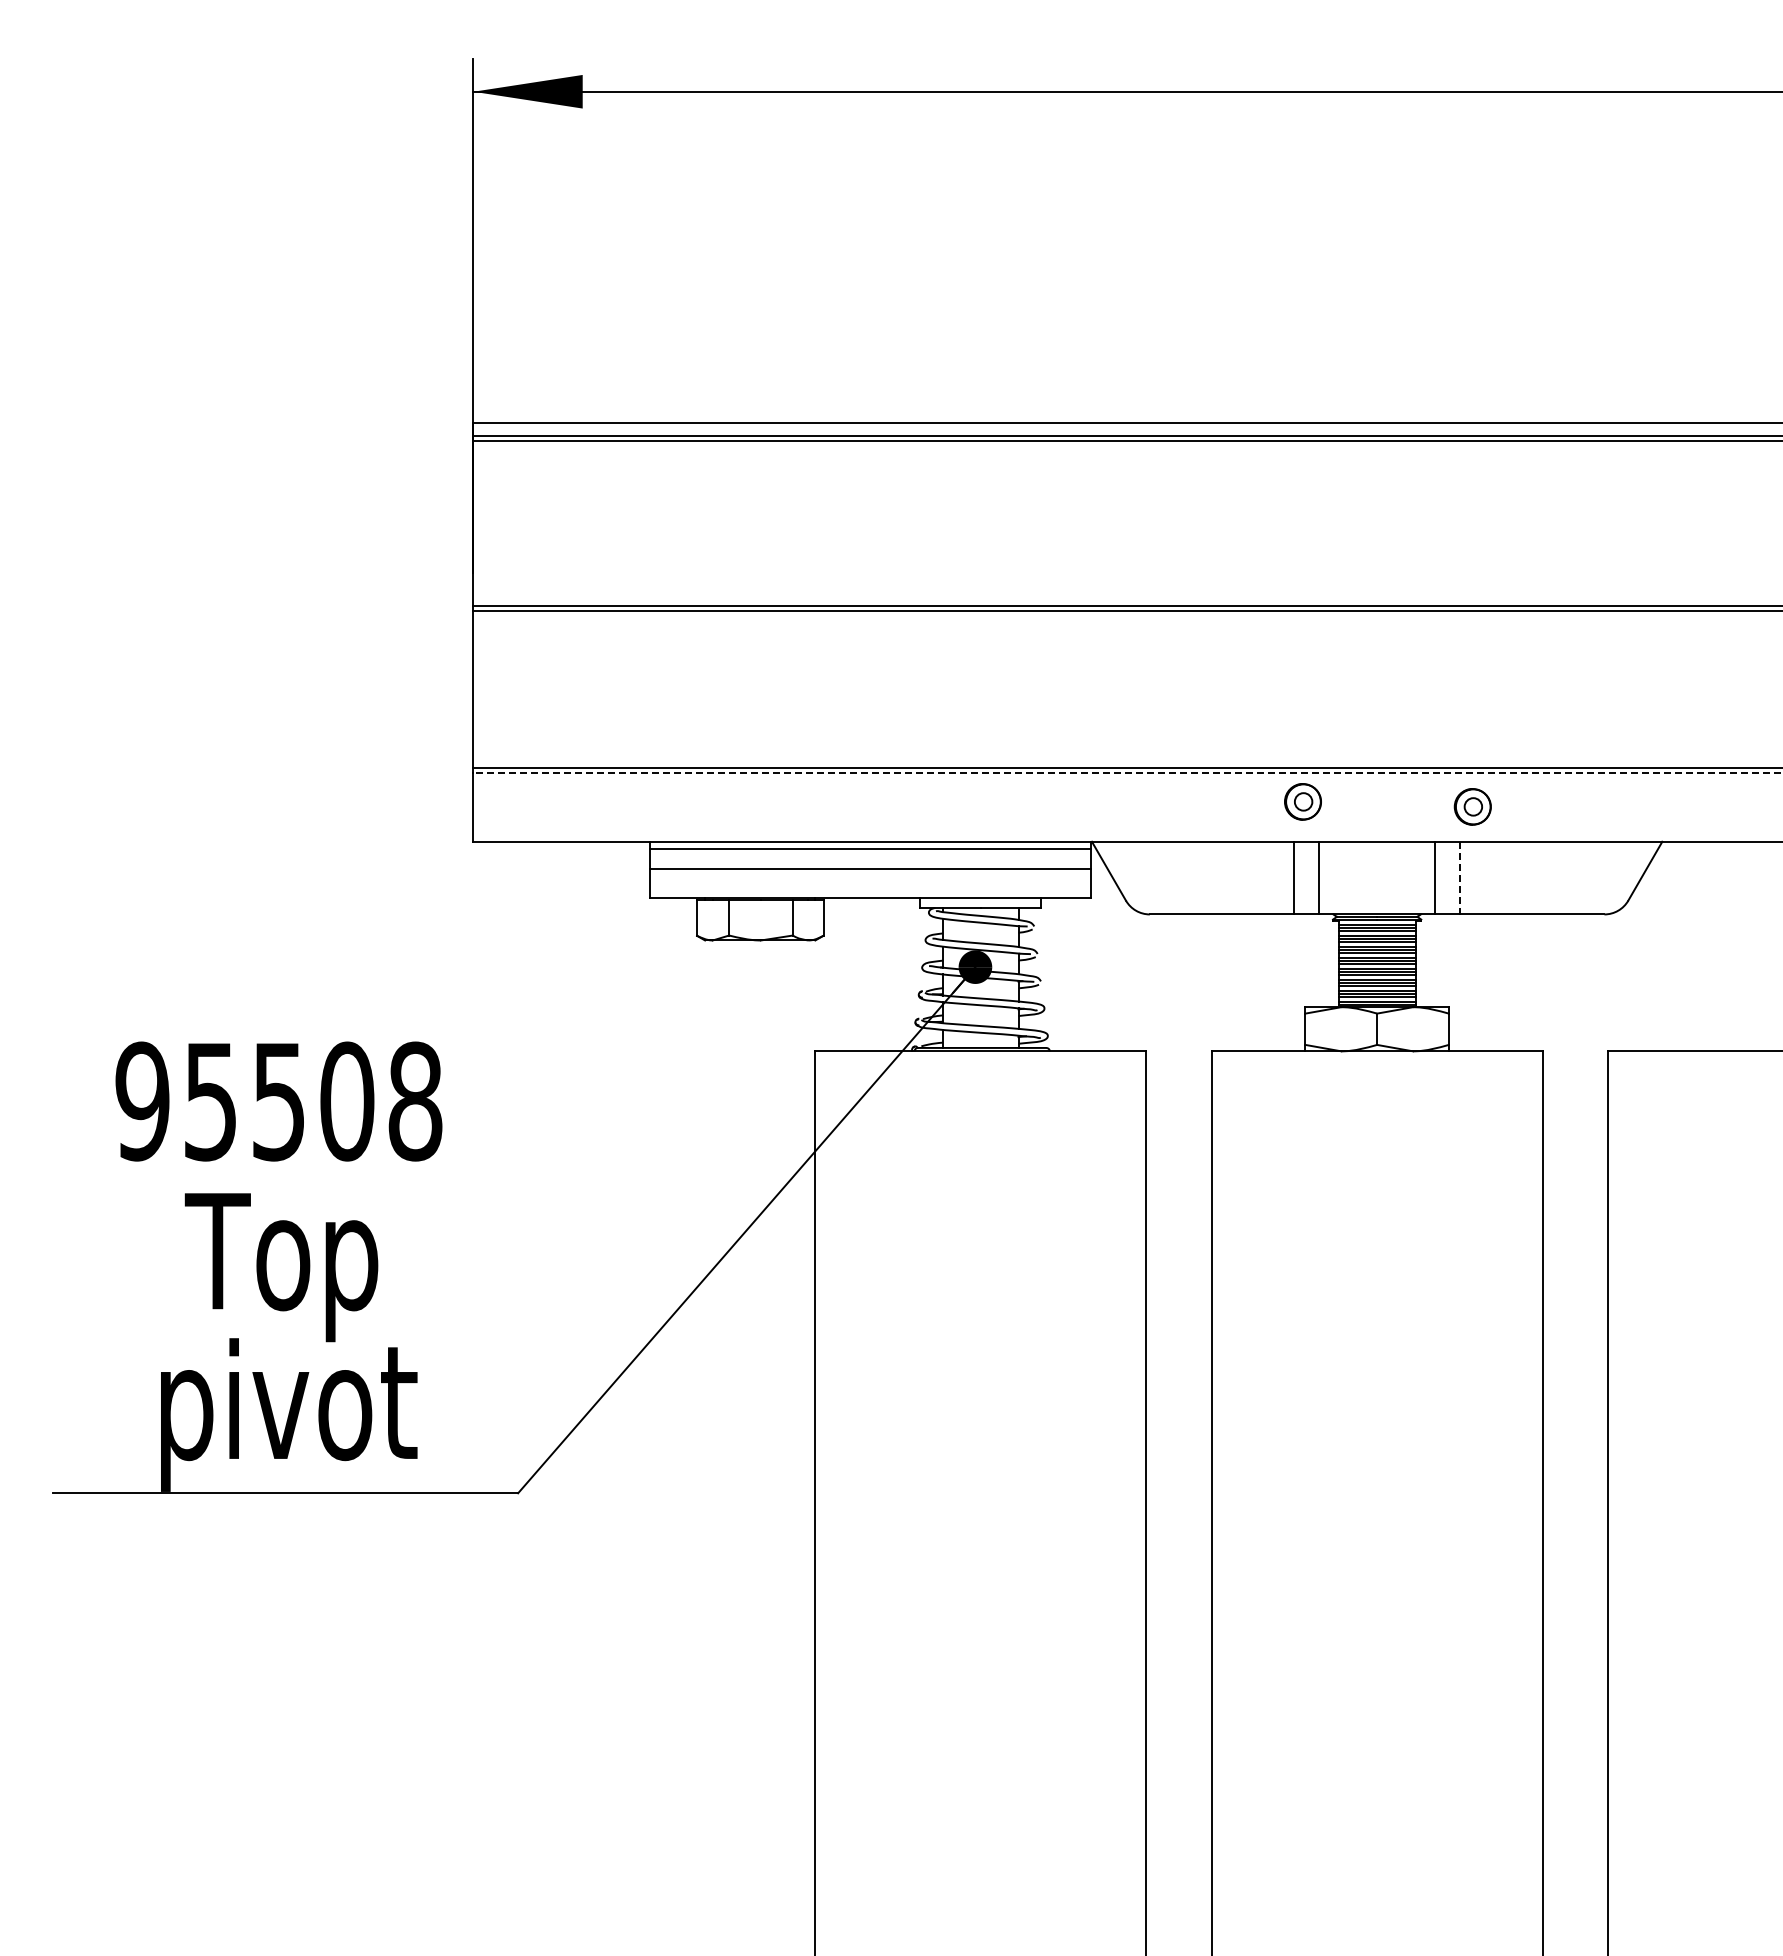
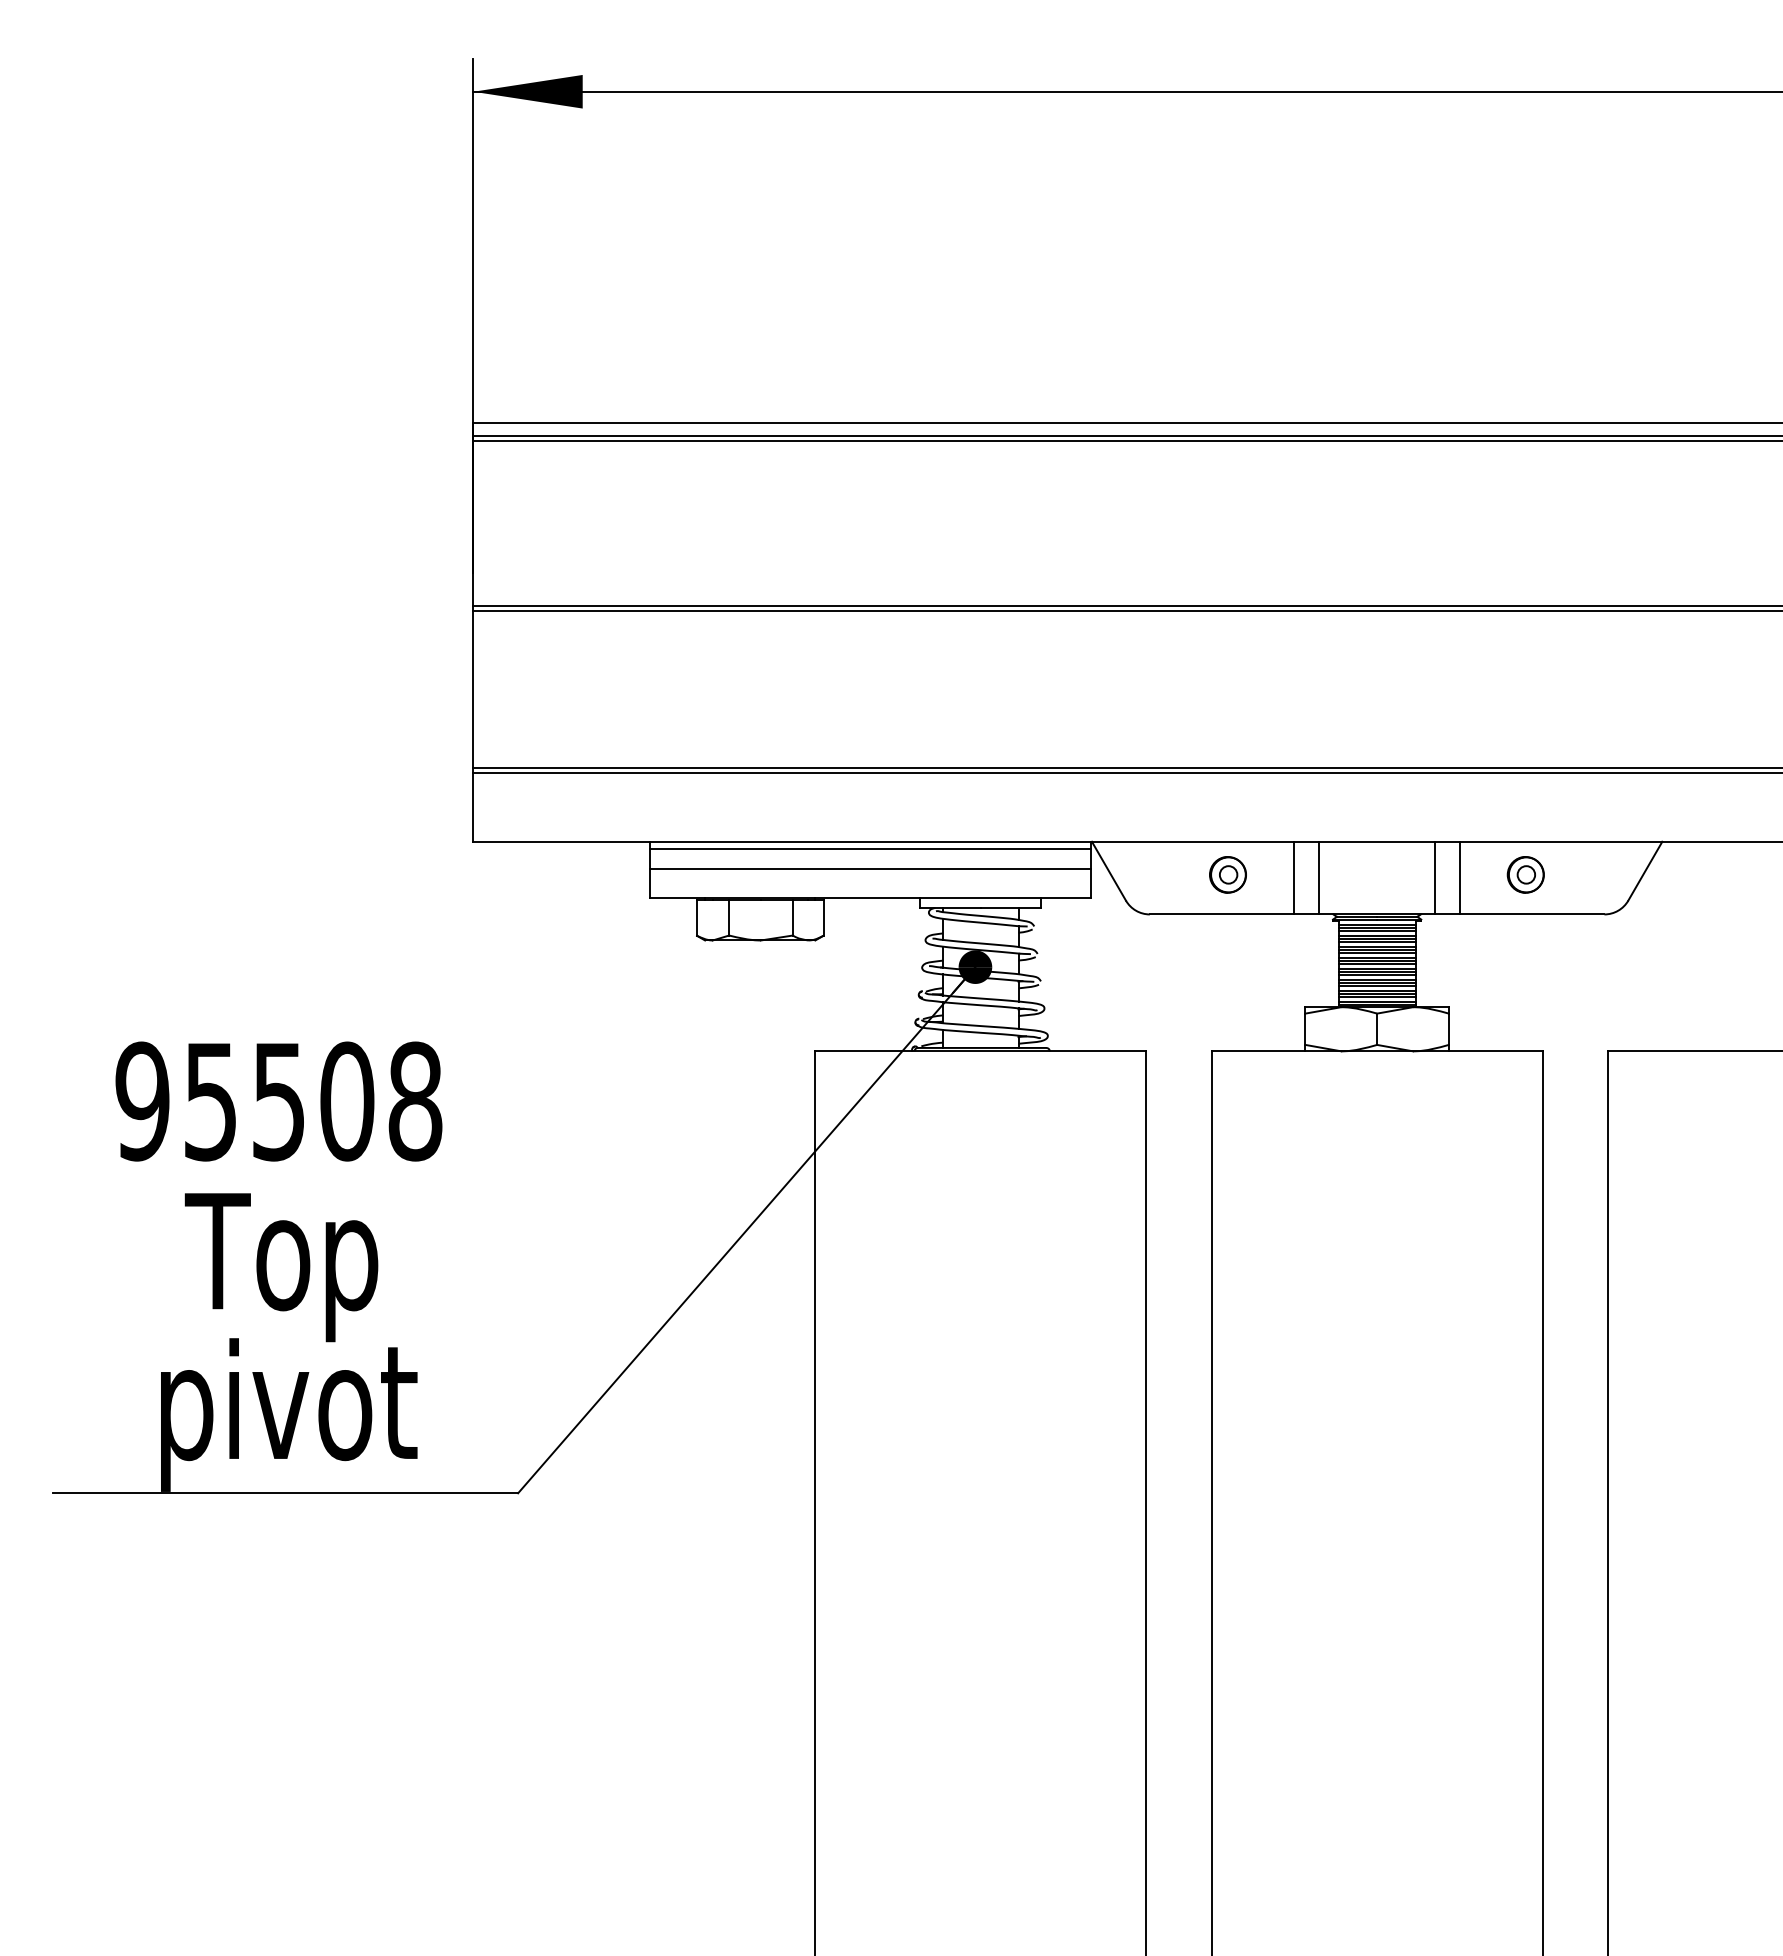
line: dashed -> solid (1127, 773)
part position: (1302, 801) -> (1227, 874) (1227, 874)
part position: (1472, 806) -> (1525, 874) (1525, 874)
line: dashed -> solid (1460, 878)
